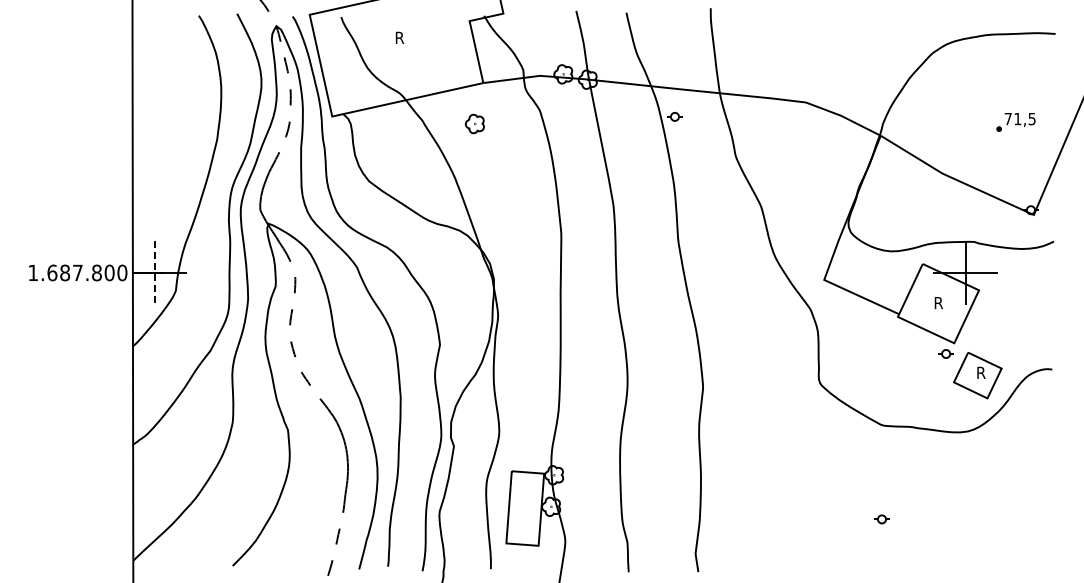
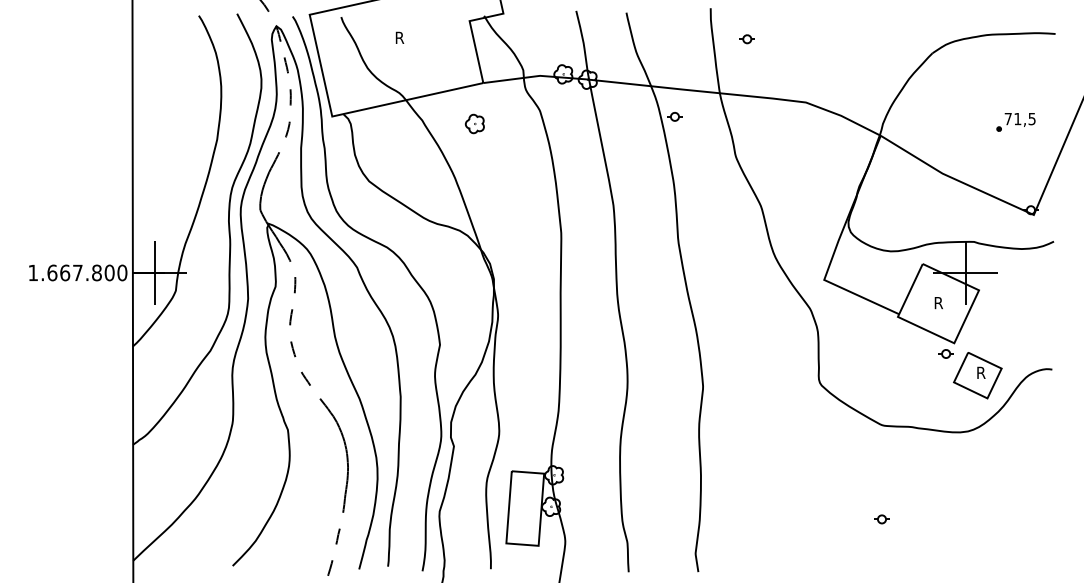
part: none -> present (746, 39)
text: 1.687.800 -> 1.667.800 (65, 272)
line: dashed -> solid (155, 273)
